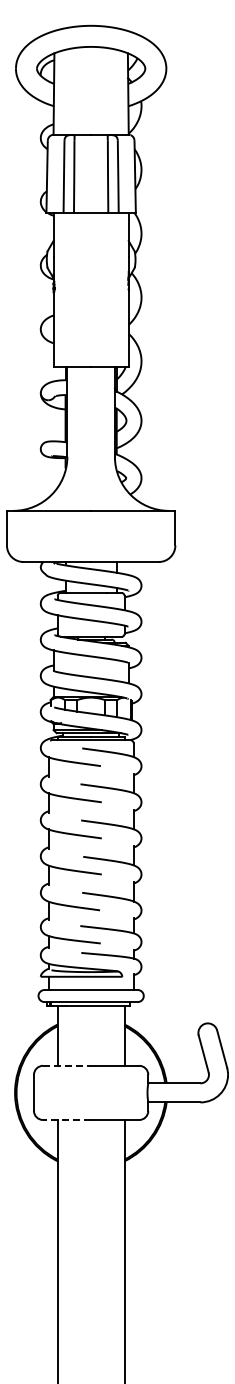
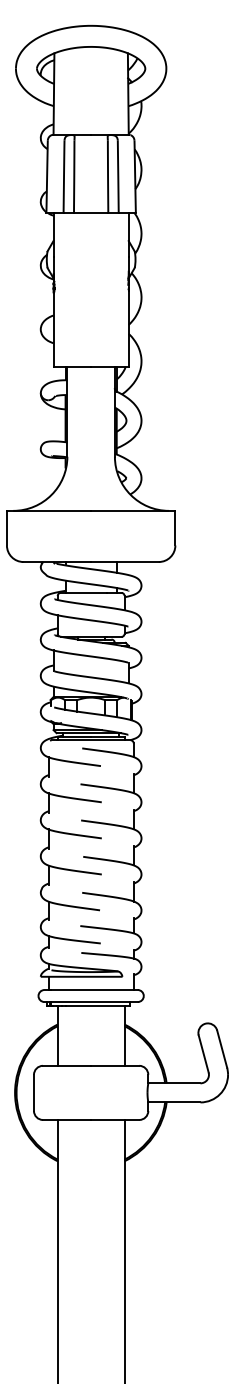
line: dashed -> solid (67, 1065)
line: dashed -> solid (66, 1119)
